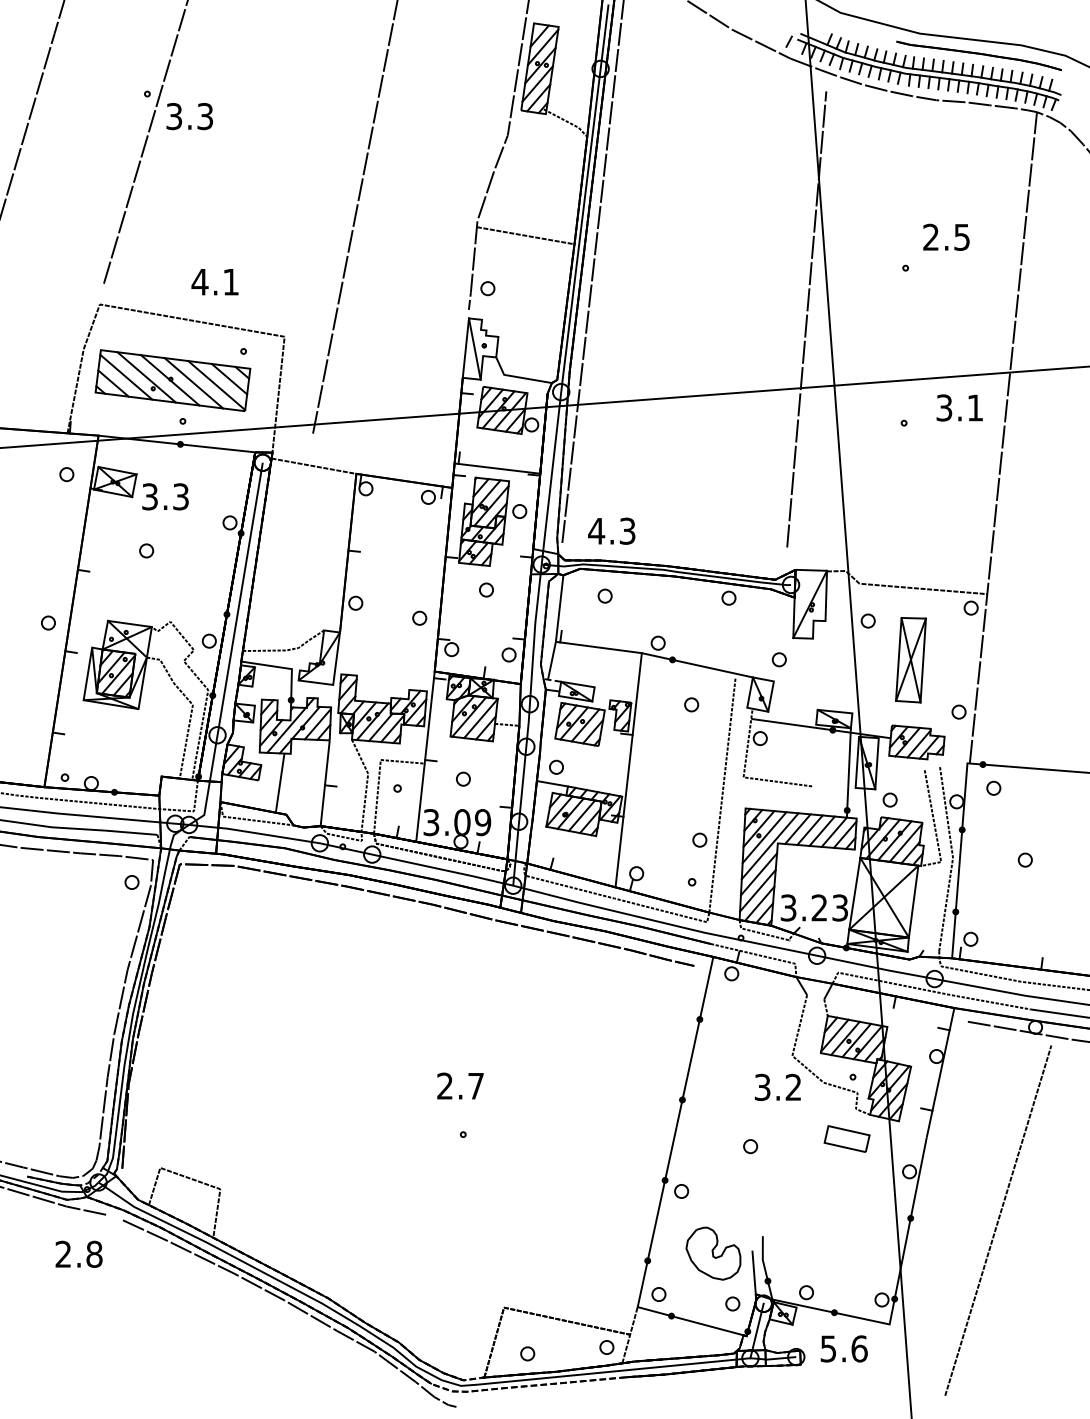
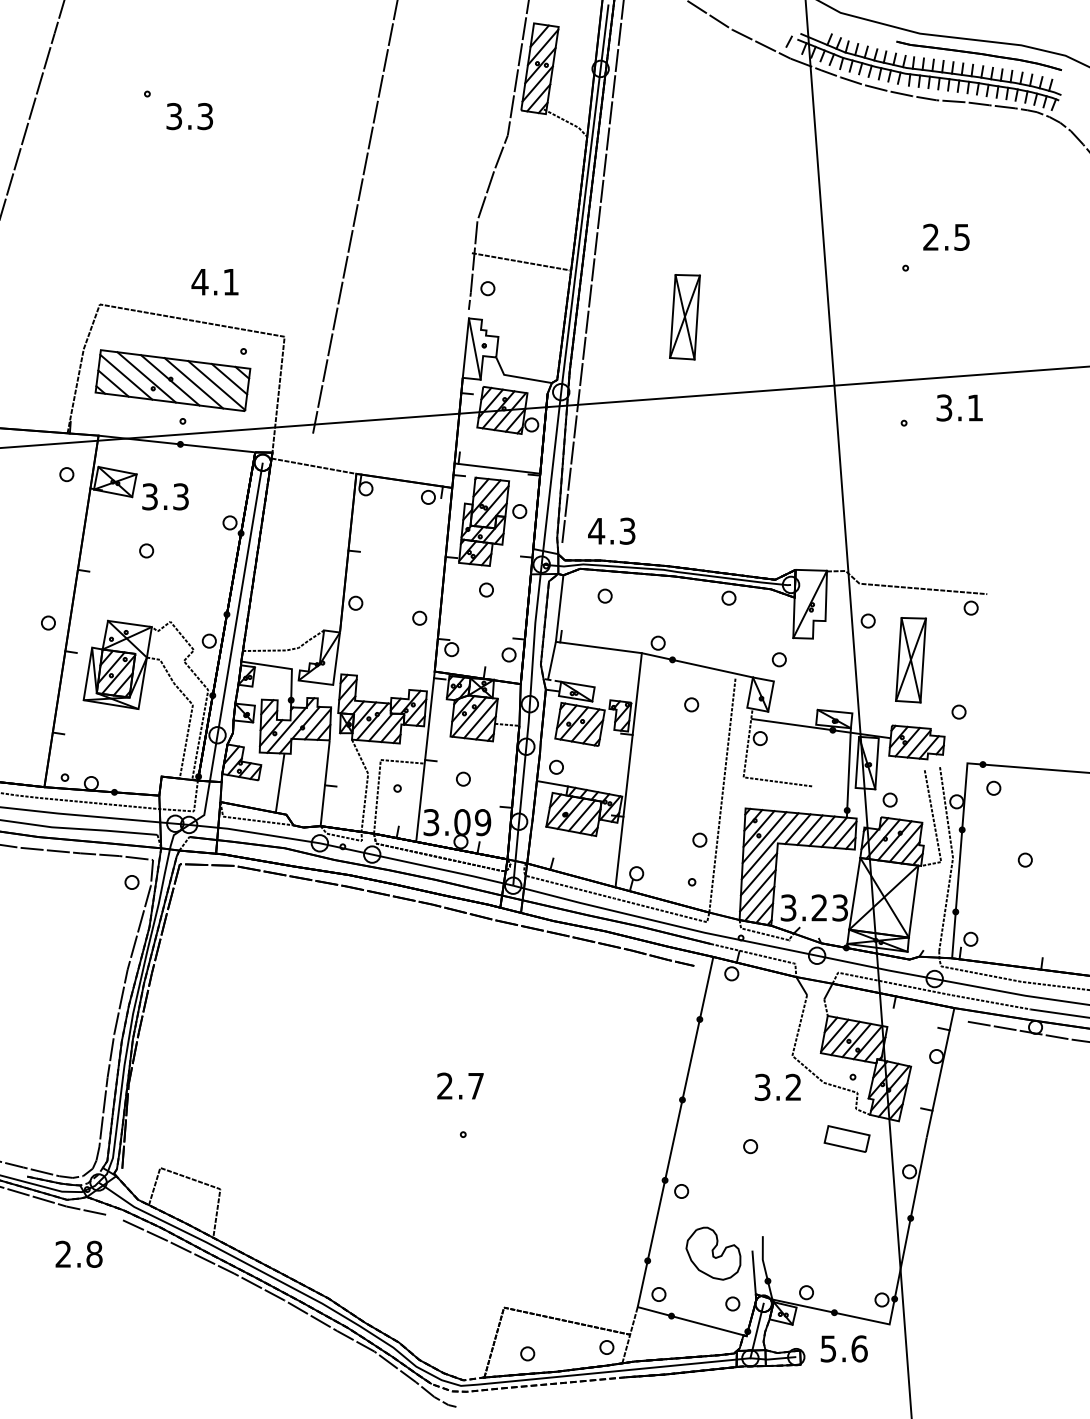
line: present -> none (145, 142)
line position: (525, 235) -> (520, 261) (520, 261)
part: none -> present (684, 317)
line: present -> none (806, 319)
line: present -> none (1003, 437)
line: present -> none (998, 1220)
